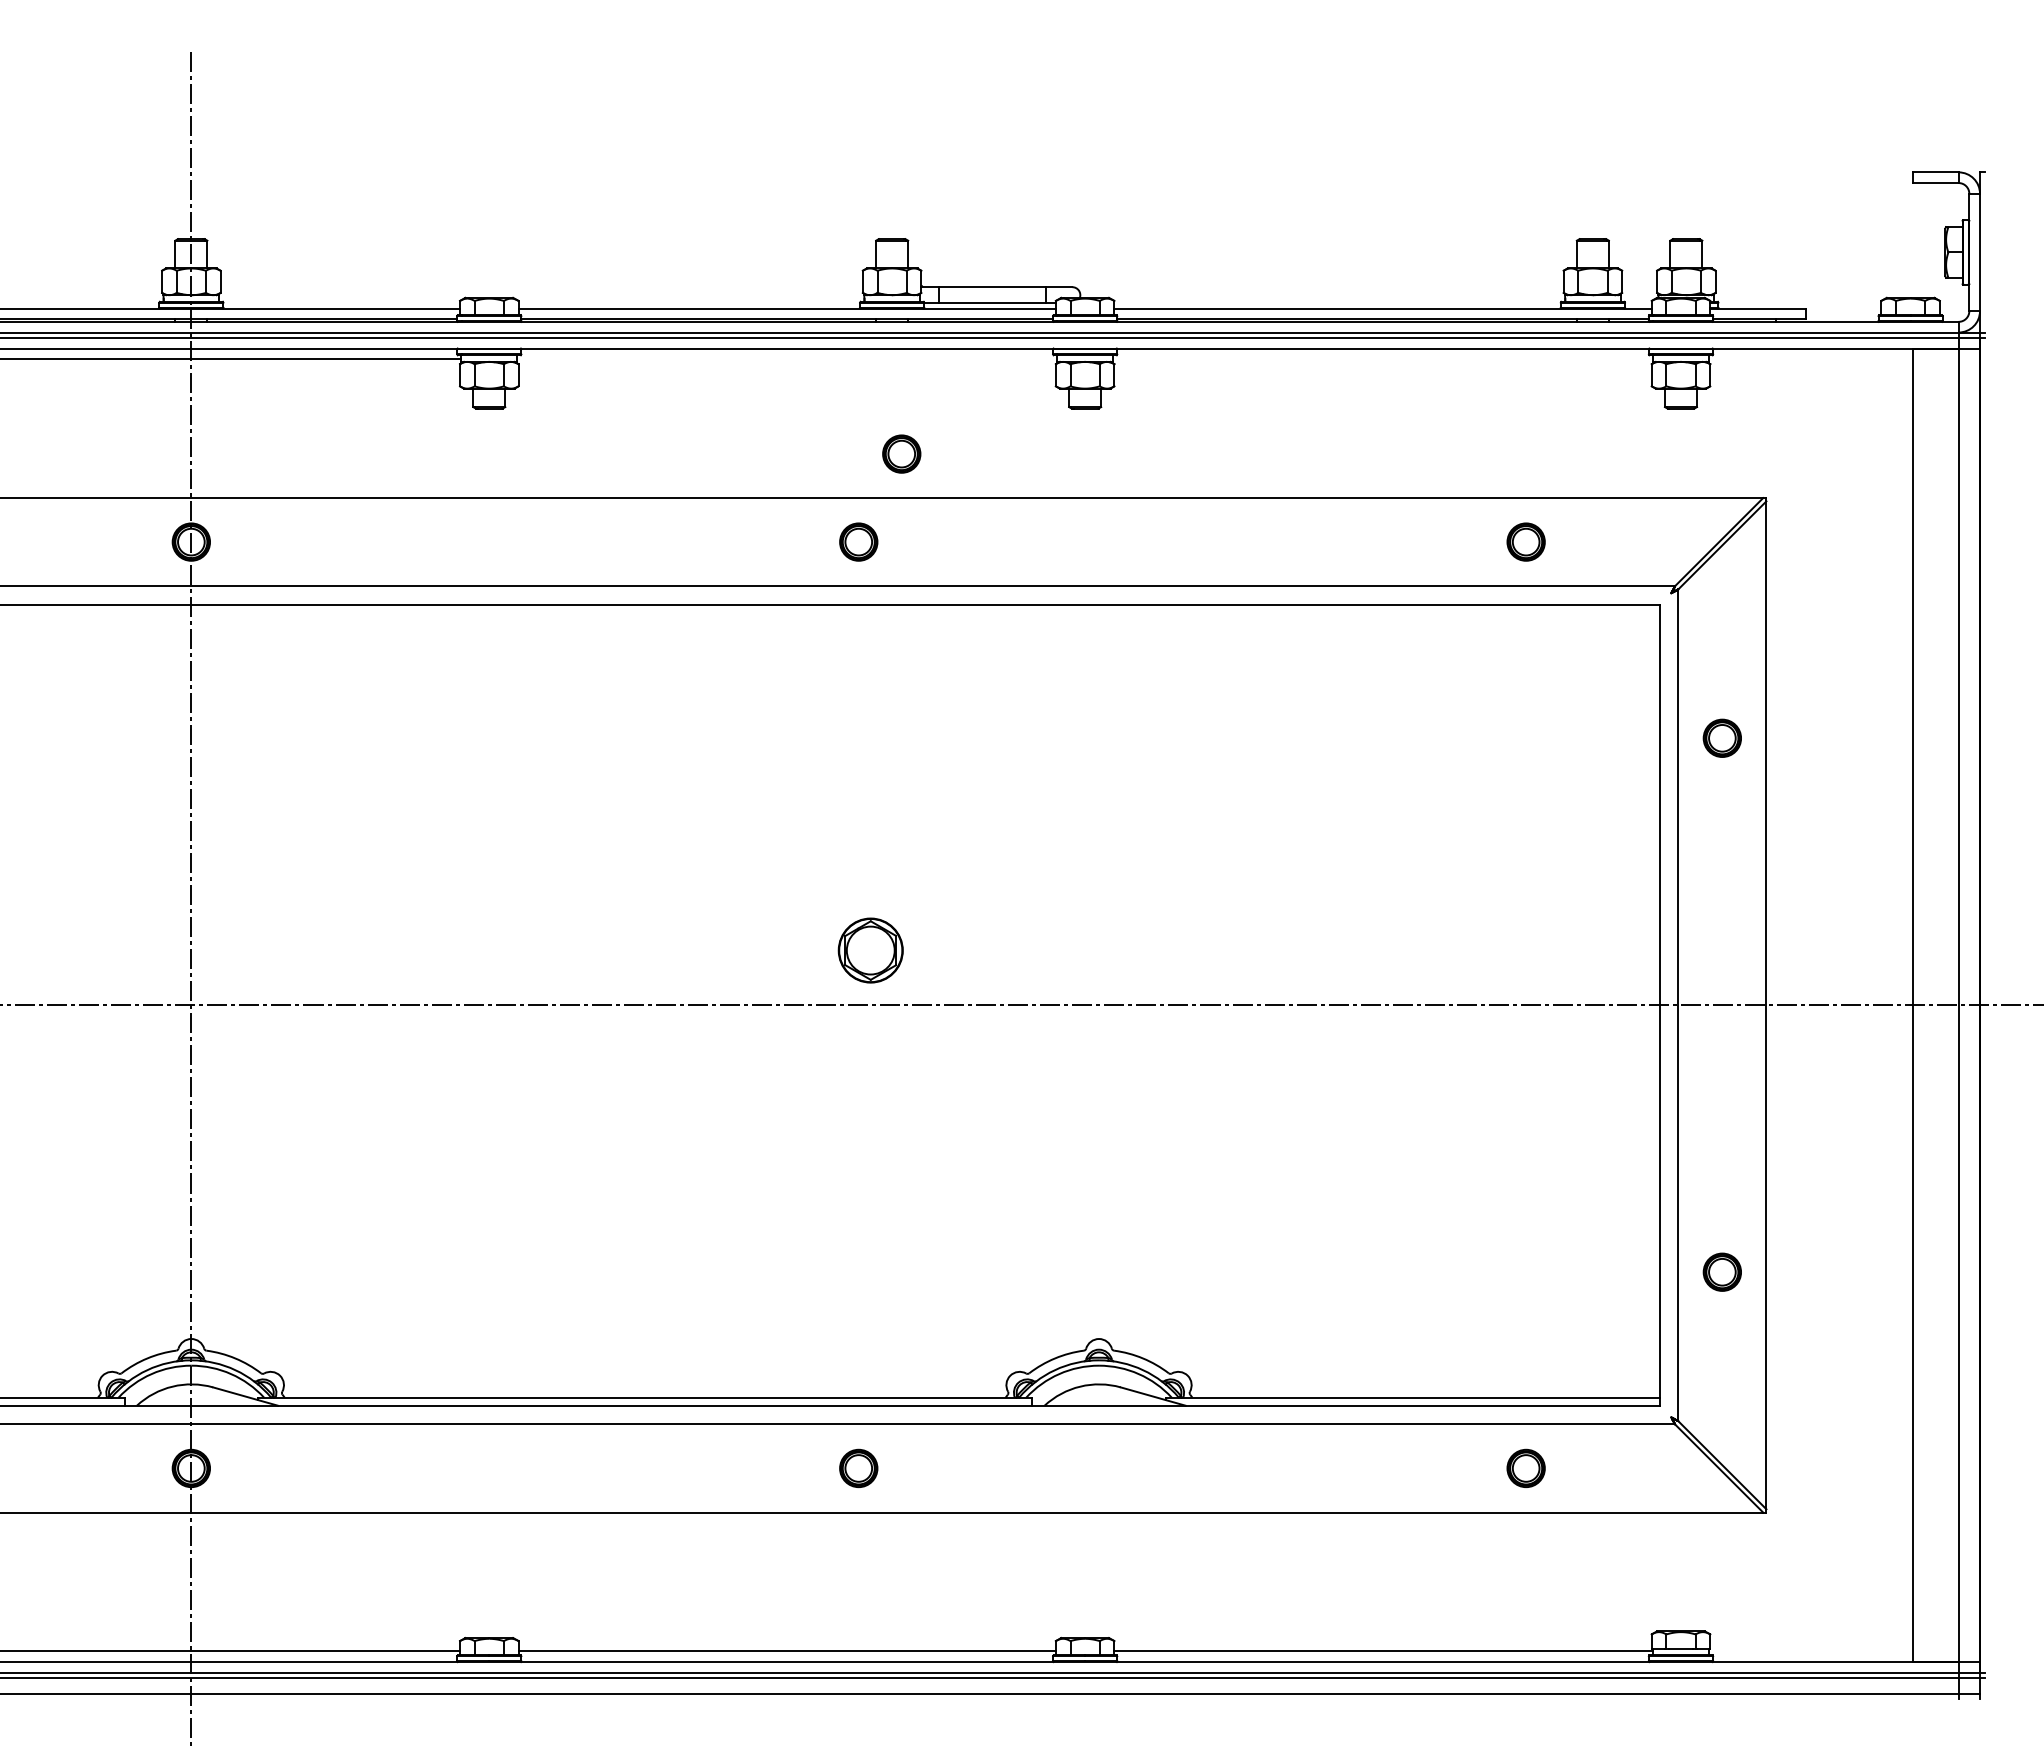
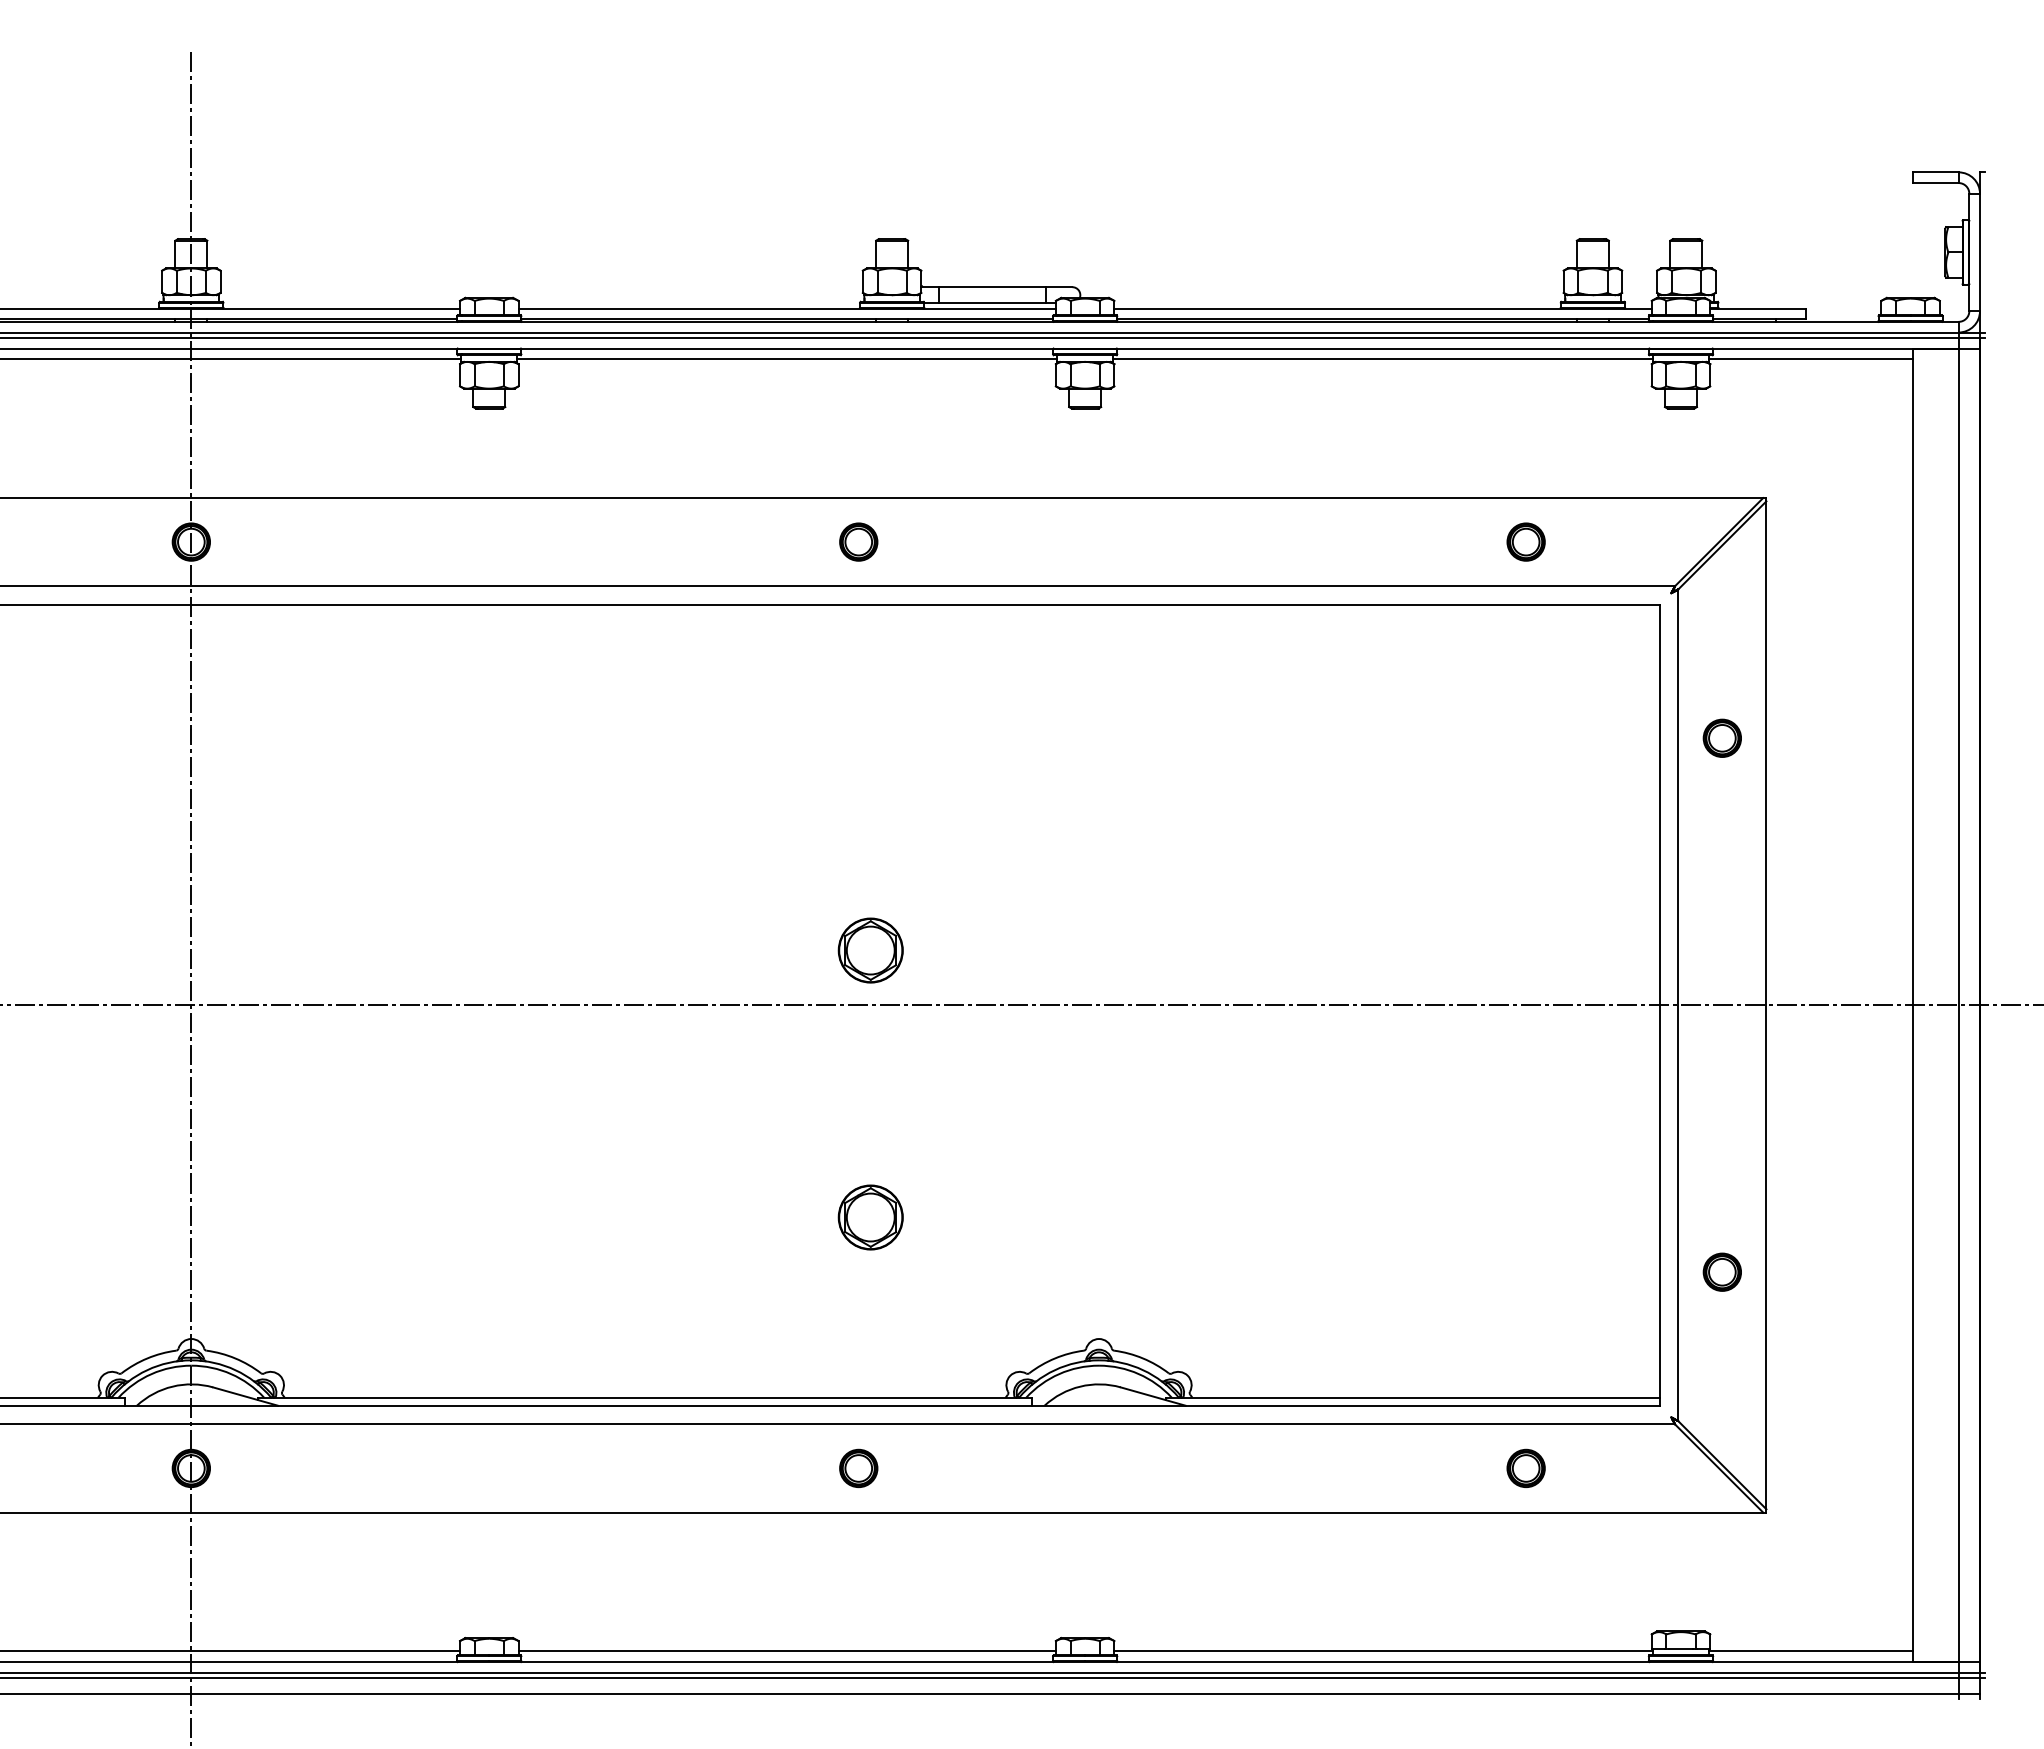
line: none -> present (787, 359)
line: none -> present (1382, 359)
line: none -> present (1811, 359)
part: present -> none (901, 453)
part: none -> present (870, 1217)
line: none -> present (1811, 1651)
